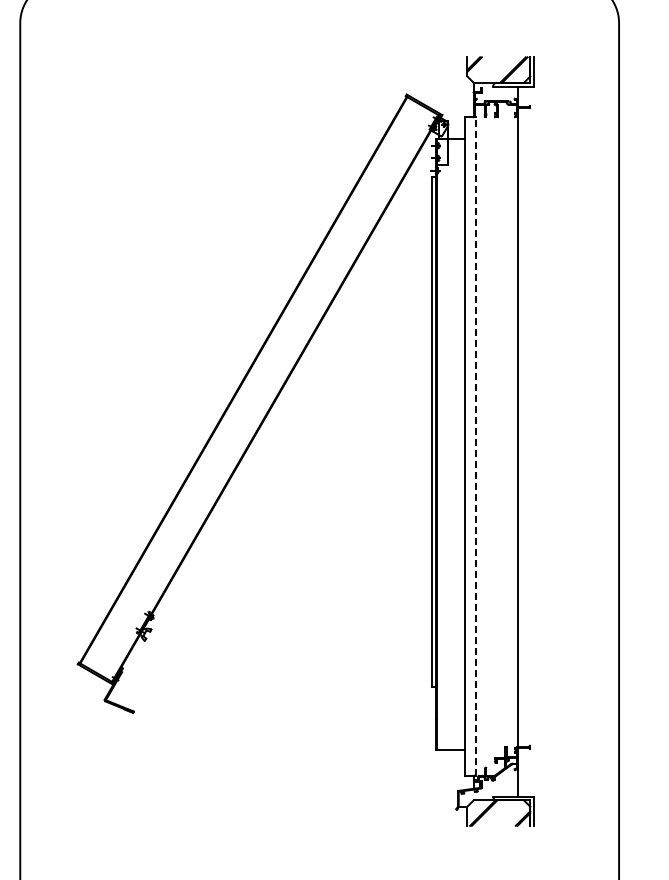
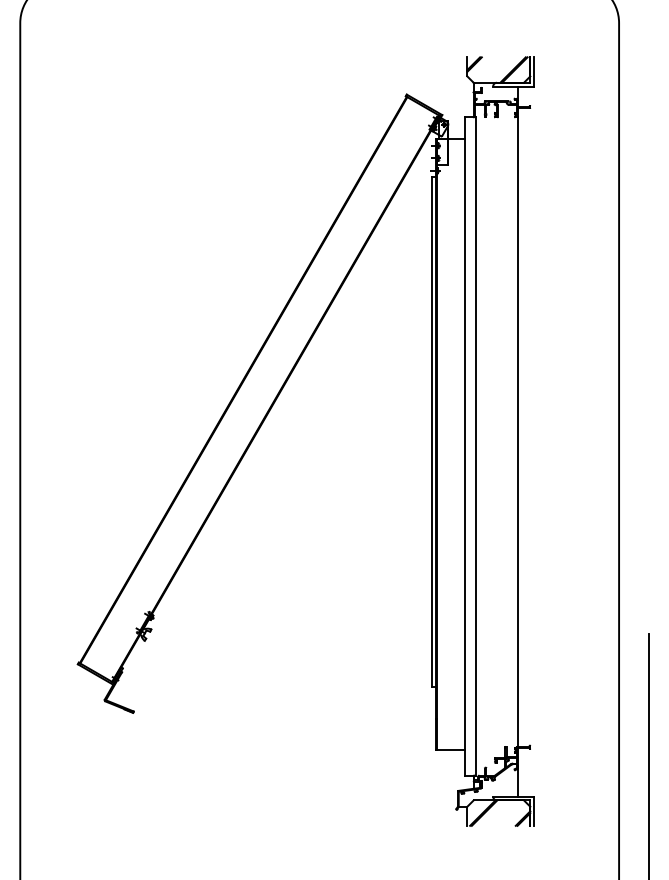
line: dashed -> solid (475, 446)
line: none -> present (648, 755)
